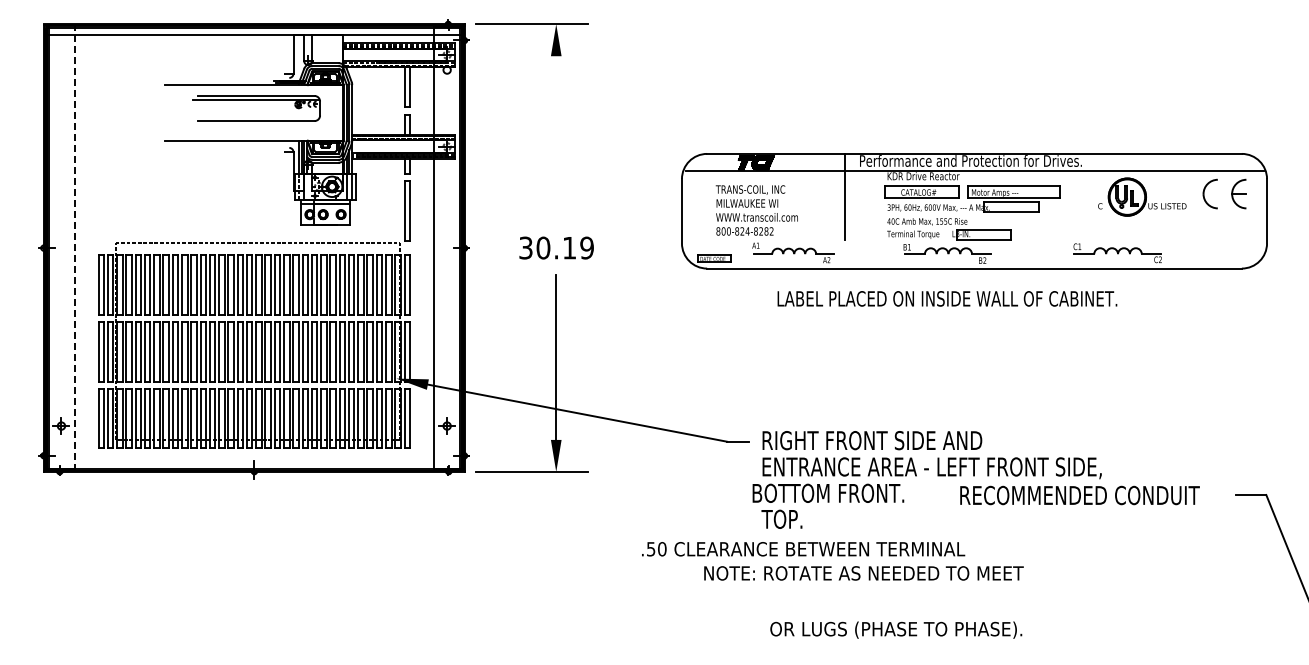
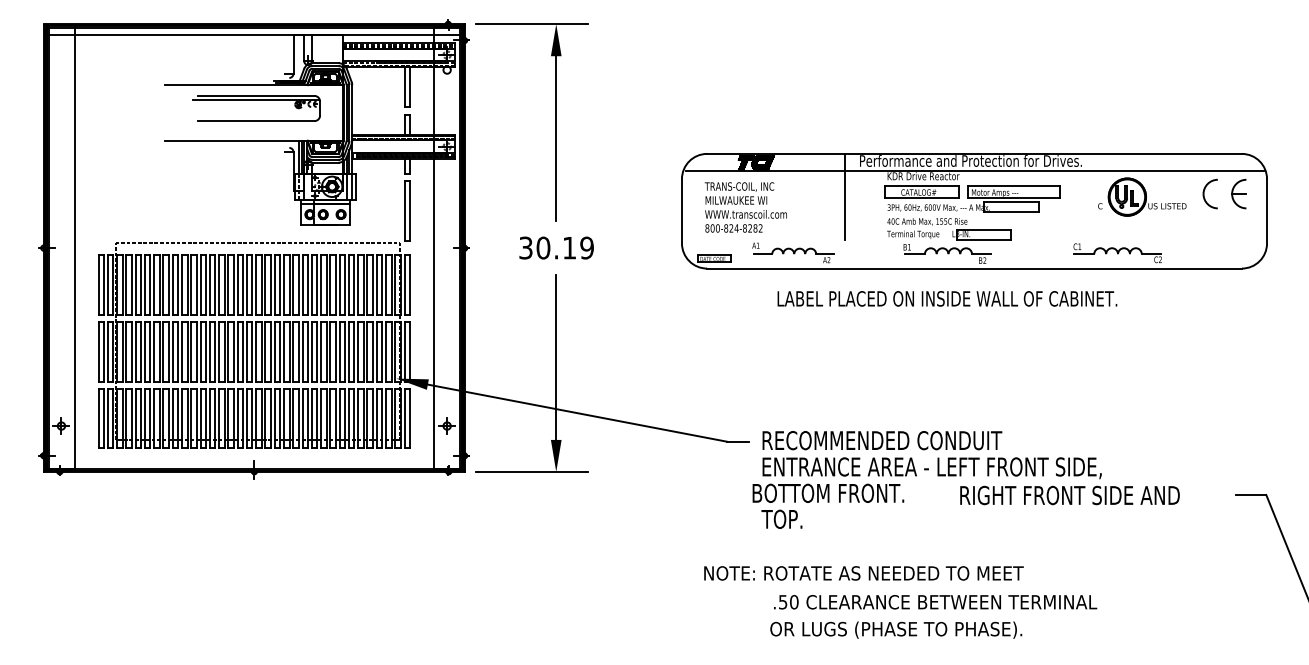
line: none -> present (556, 138)
text position: (756, 210) -> (745, 207) (745, 207)
line: dashed -> solid (74, 248)
text: RIGHT FRONT SIDE AND -> RECOMMENDED CONDUIT (889, 440)
text: RECOMMENDED CONDUIT -> RIGHT FRONT SIDE AND (1087, 495)
text position: (803, 549) -> (935, 602) (935, 602)
